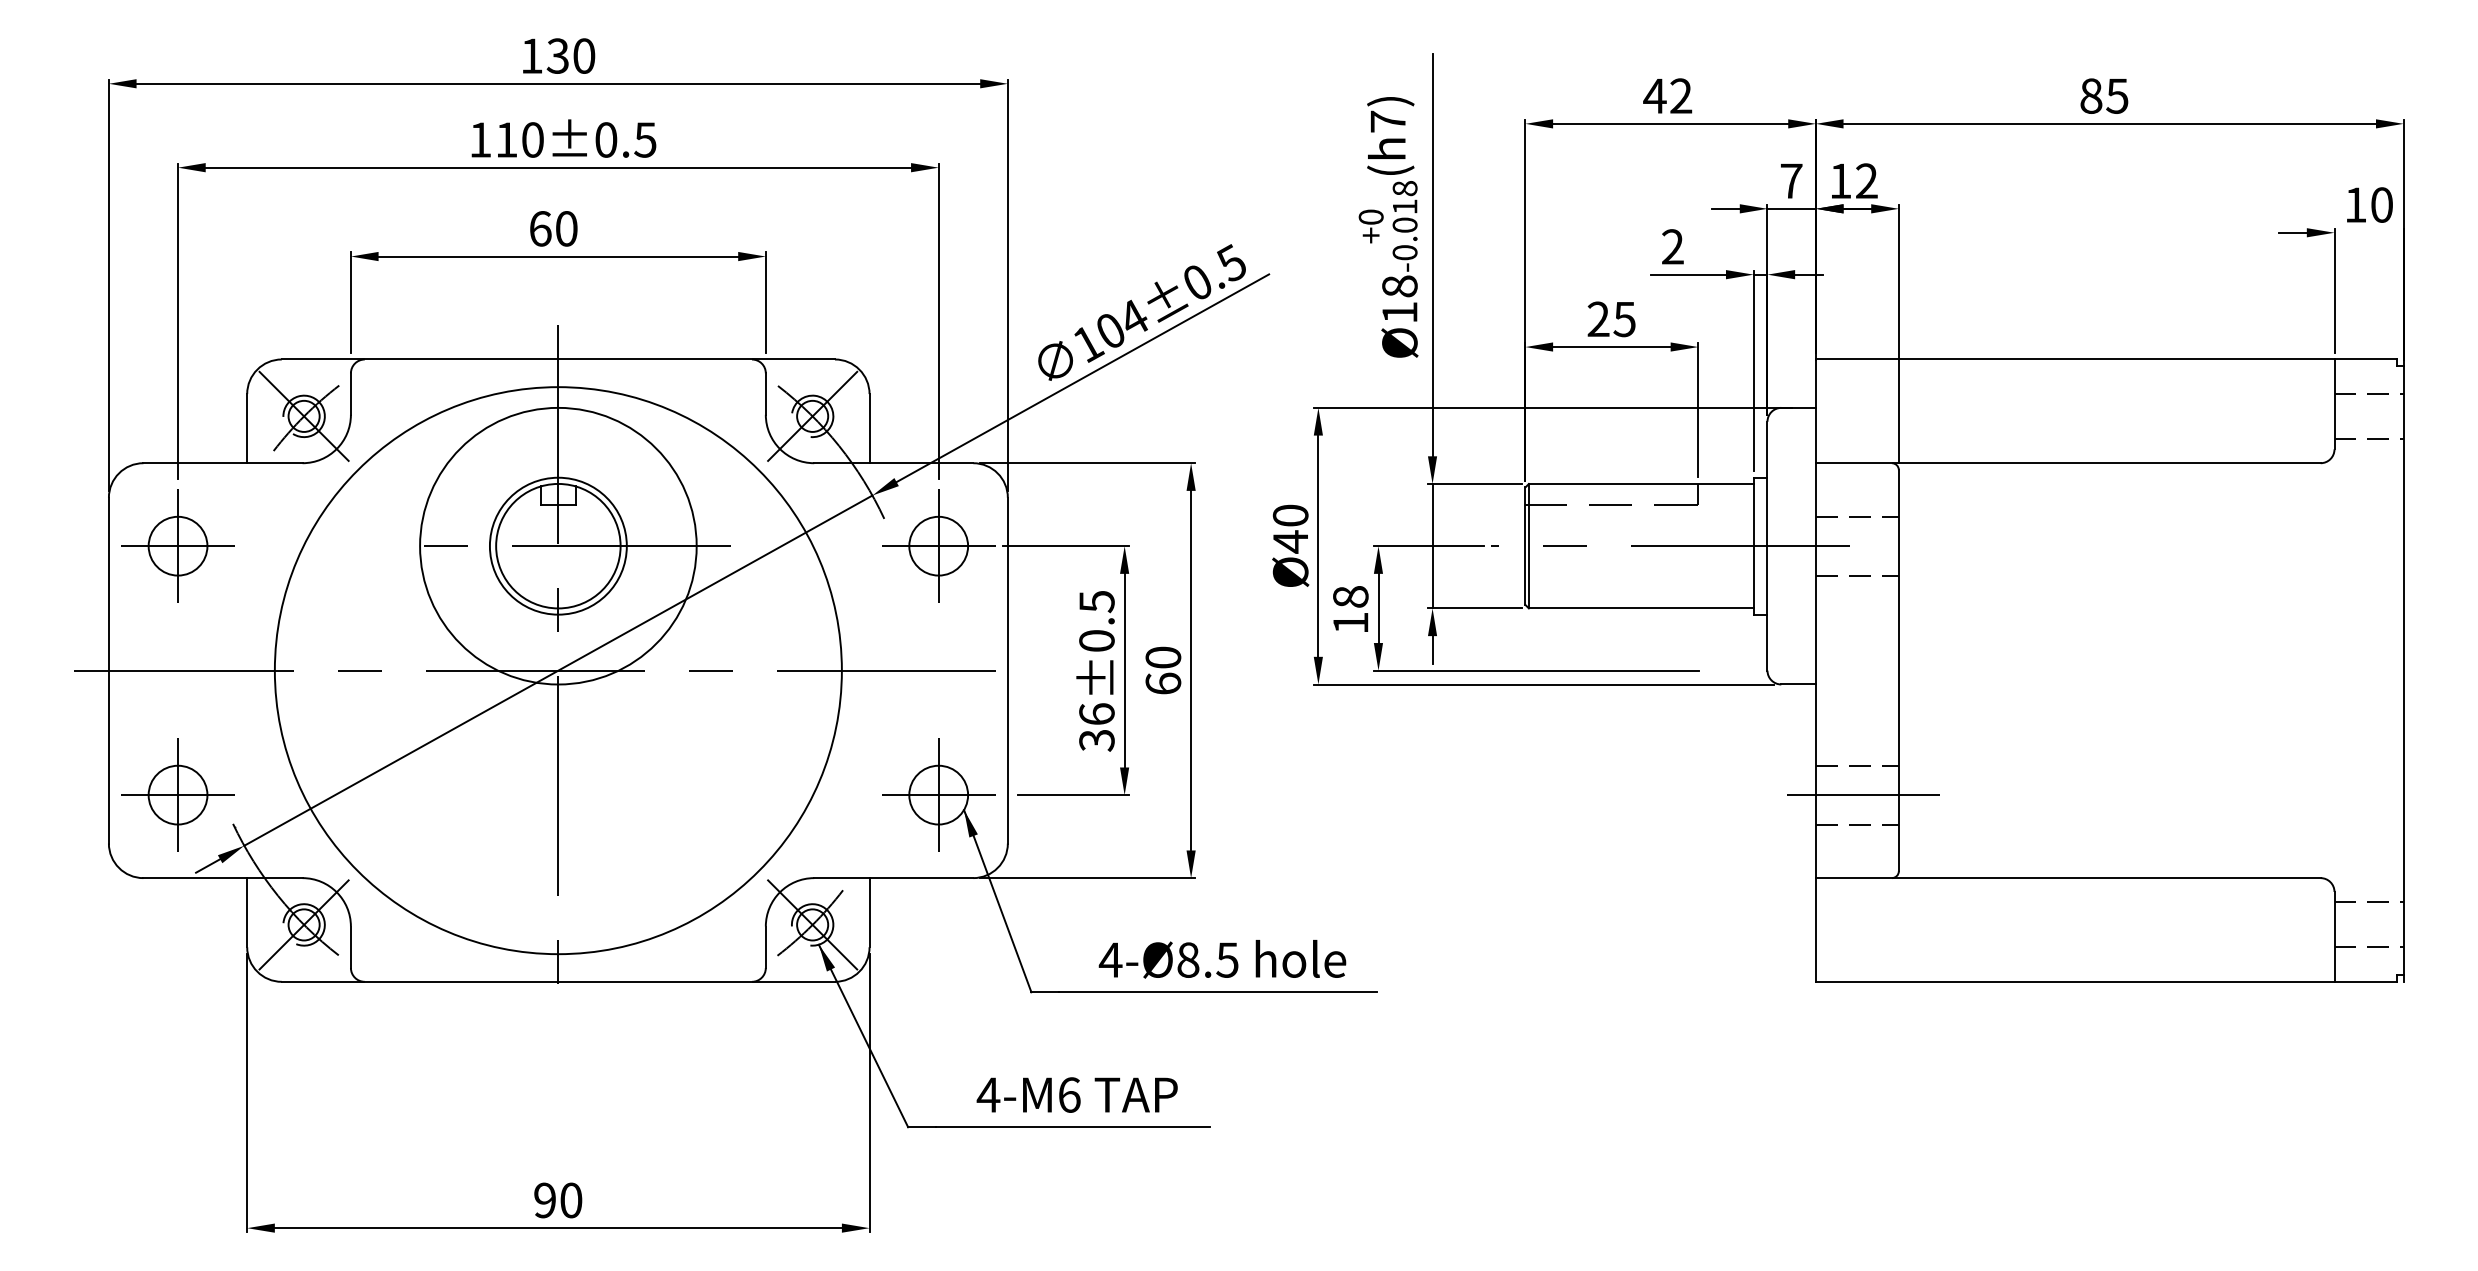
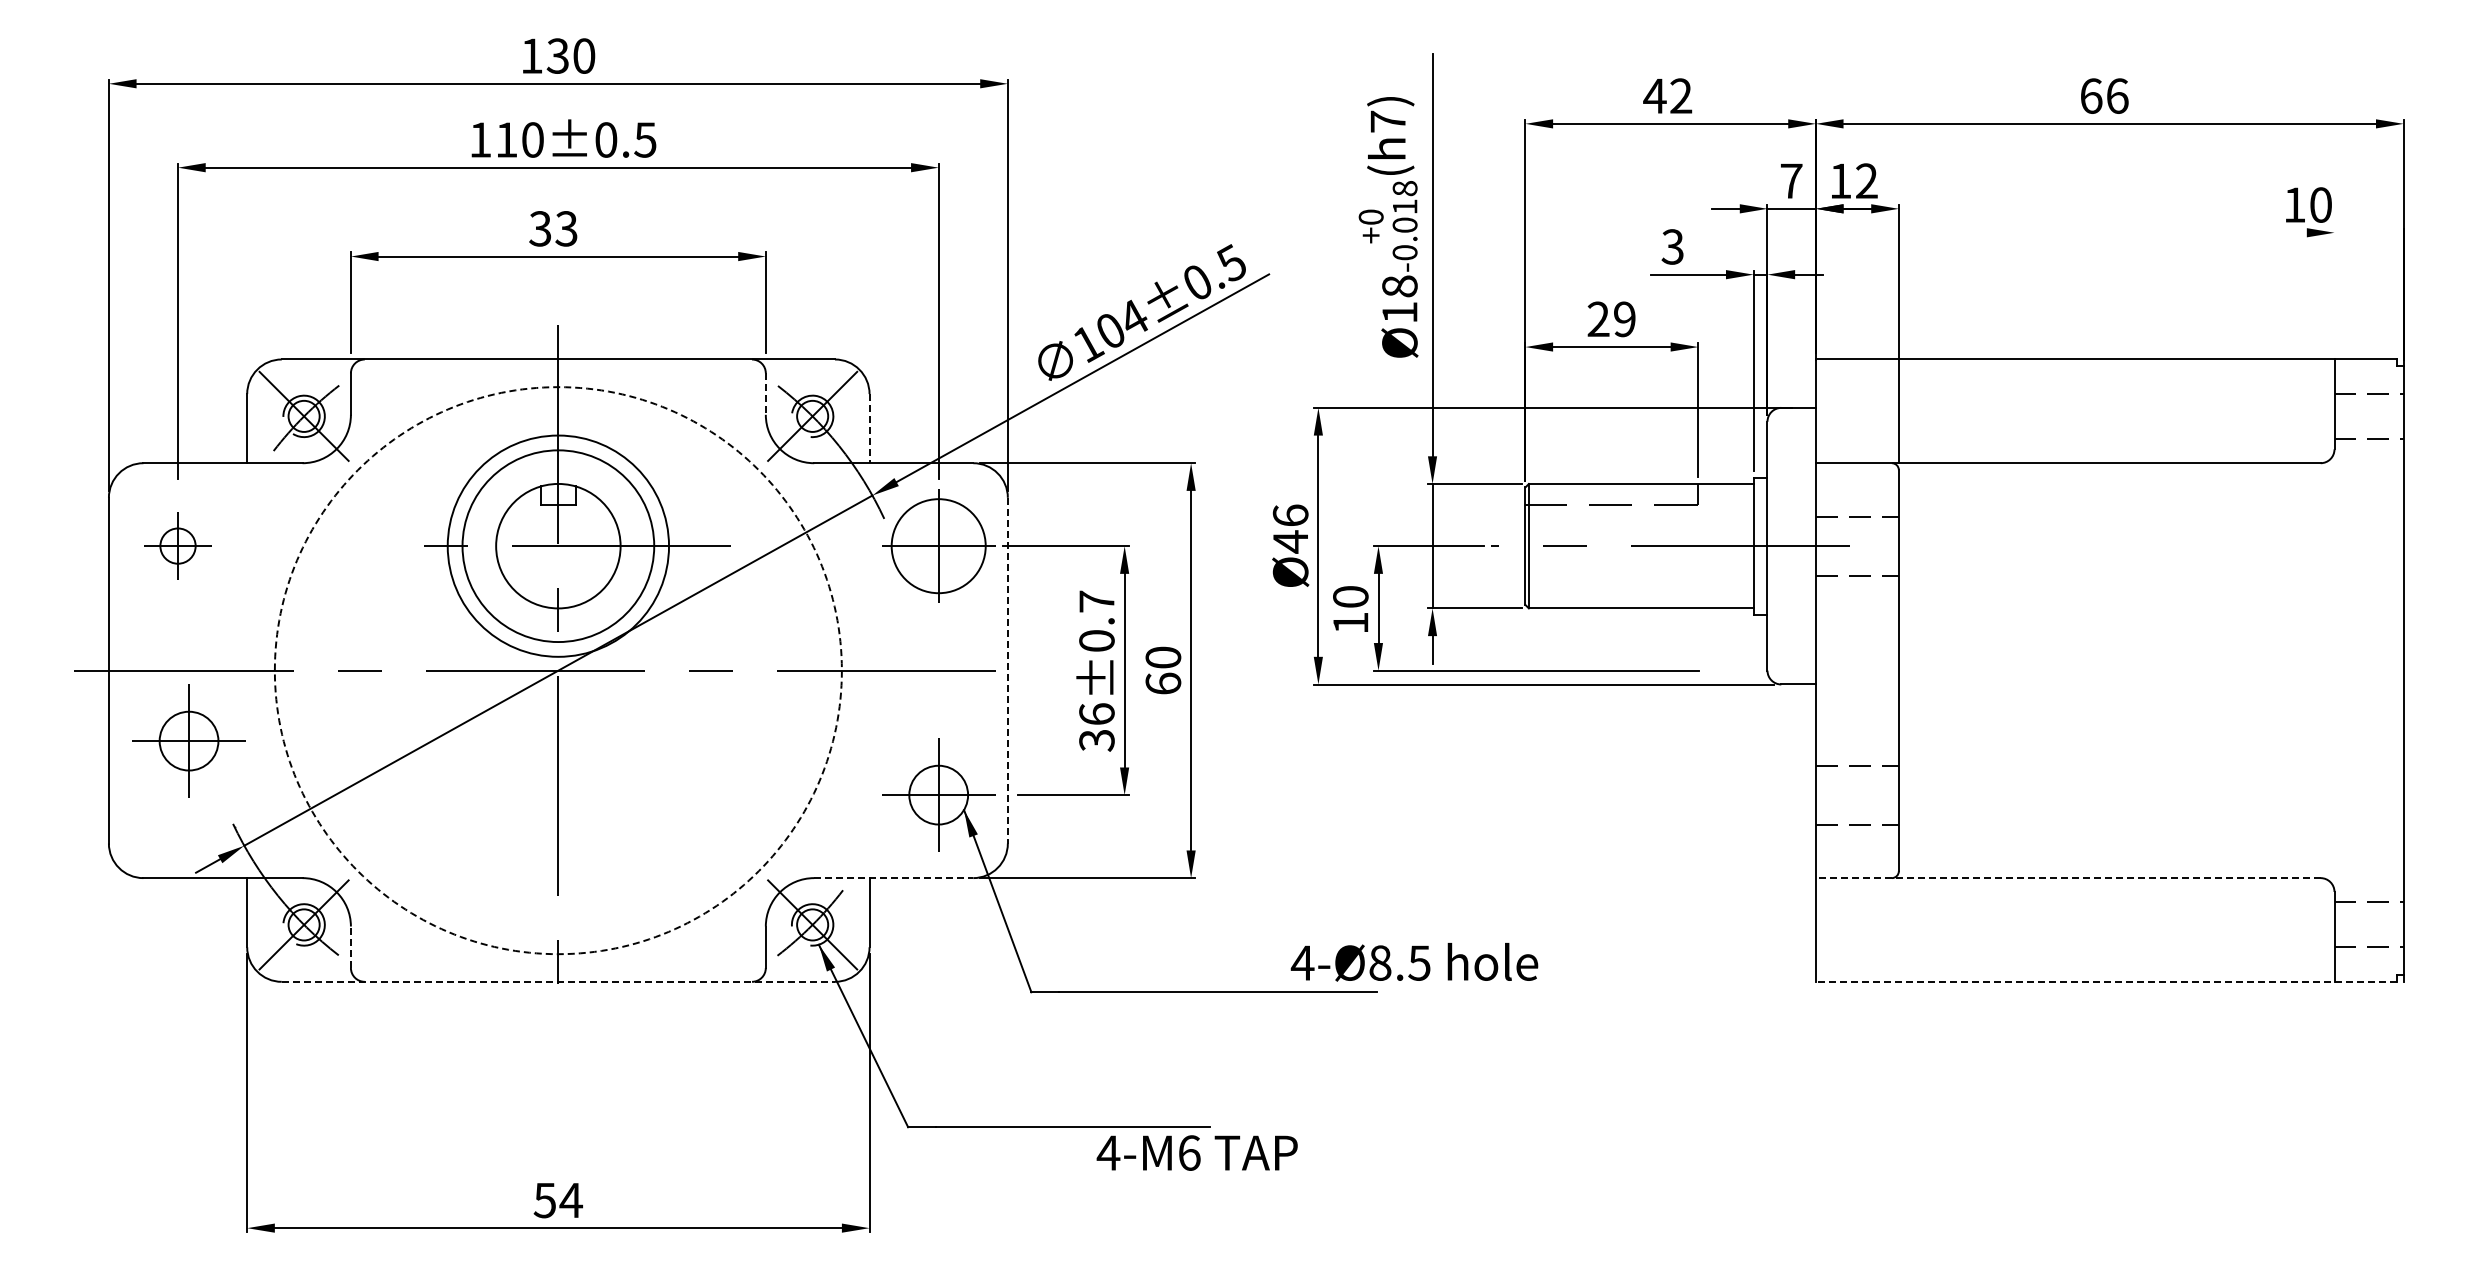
text: 85 -> 66 (2104, 95)
text position: (2369, 204) -> (2308, 204) (2308, 204)
text: 60 -> 33 (553, 228)
line: present -> none (2292, 232)
text: 2 -> 3 (1672, 246)
line: present -> none (2334, 290)
text: 25 -> 29 (1624, 319)
line: solid -> dashed (765, 394)
line: solid -> dashed (869, 428)
text: Ø40 -> Ø46 (1290, 515)
part size: 114x114 px -> 68x68 px (177, 545)
circle diameter: 137 px -> 192 px (558, 546)
circle diameter: 277 px -> 221 px (558, 545)
circle diameter: 59 px -> 94 px (938, 546)
text: 18 -> 10 (1350, 596)
text: ±0.5 -> ±0.7 (1096, 601)
circle: solid -> dashed (557, 670)
line: solid -> dashed (1007, 670)
part position: (177, 794) -> (188, 740) (188, 740)
line: present -> none (1863, 795)
line: solid -> dashed (893, 878)
line: solid -> dashed (2067, 878)
line: solid -> dashed (350, 947)
text position: (1222, 959) -> (1414, 962) (1414, 962)
line: solid -> dashed (558, 981)
line: solid -> dashed (2105, 981)
text position: (1076, 1094) -> (1196, 1152) (1196, 1152)
text: 90 -> 54 (558, 1200)
